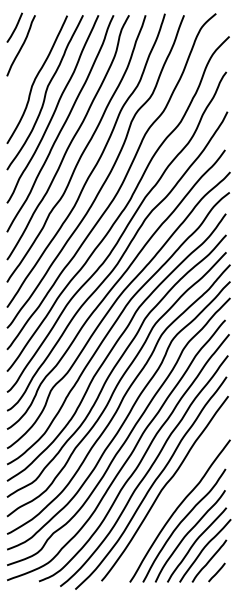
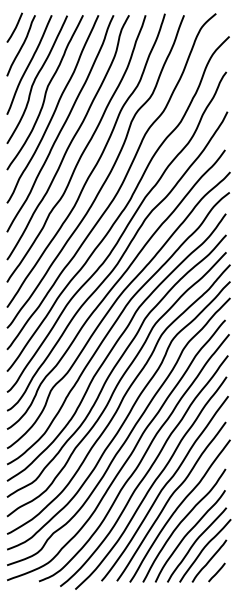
curve: none -> present (29, 64)
curve: none -> present (169, 500)
